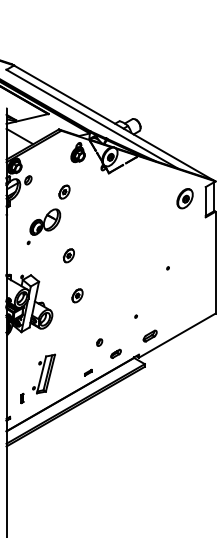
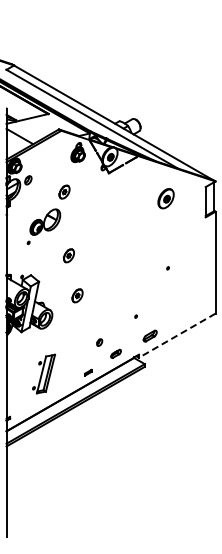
part position: (184, 198) -> (165, 198) (165, 198)
line: solid -> dashed (176, 335)
part: present -> none (22, 398)
